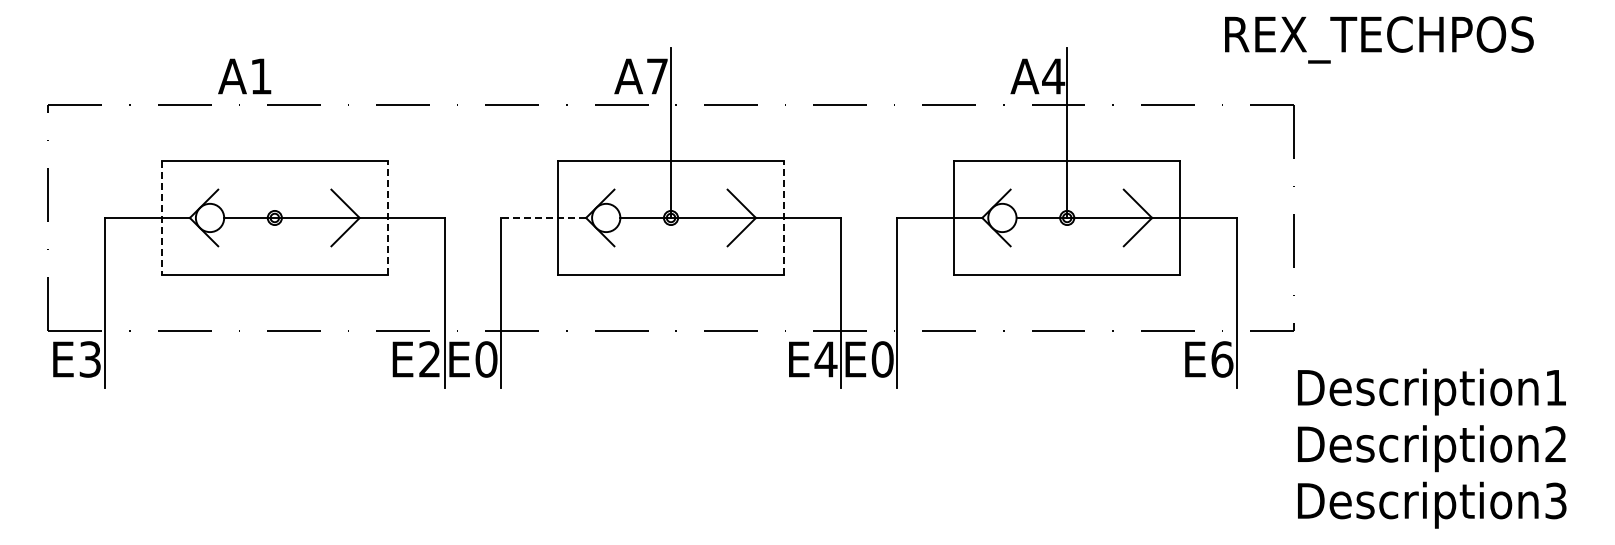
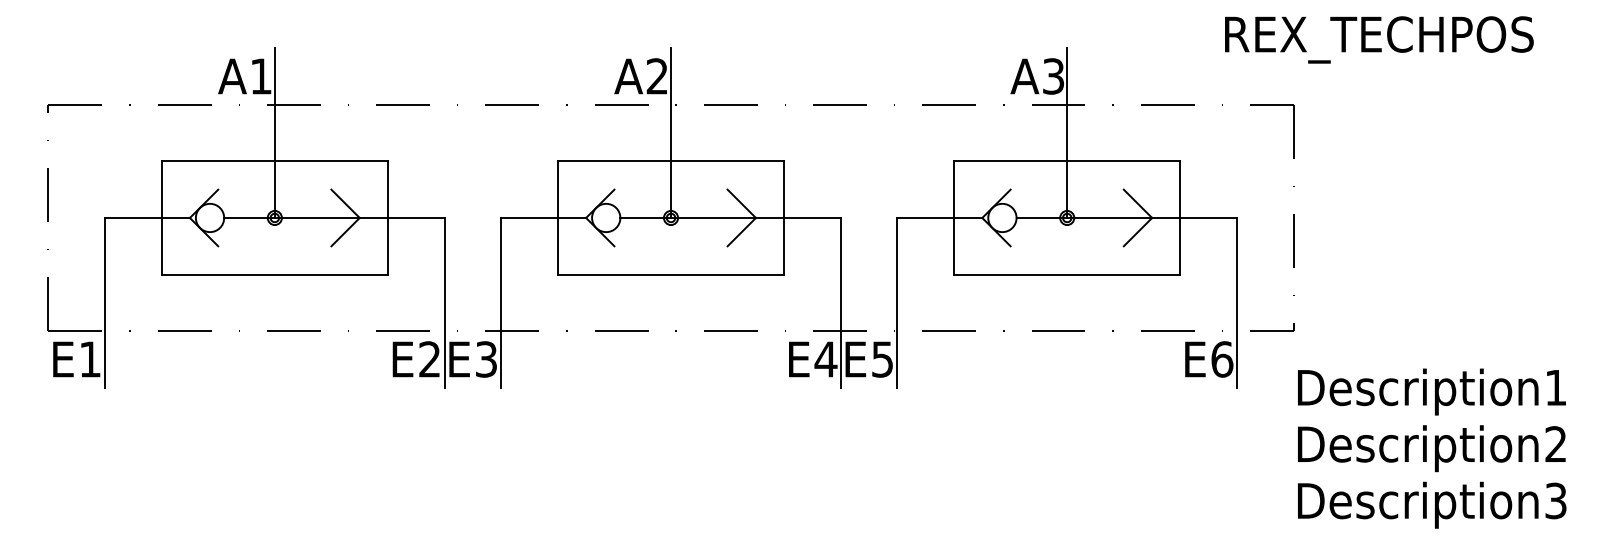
text: A7 -> A2 (656, 76)
text: A4 -> A3 (1053, 76)
line: none -> present (274, 132)
line: dashed -> solid (161, 217)
line: dashed -> solid (388, 217)
line: dashed -> solid (543, 217)
line: dashed -> solid (784, 217)
text: E3 -> E1 (89, 359)
text: E0 -> E3 (486, 359)
text: E0 -> E5 (882, 359)
